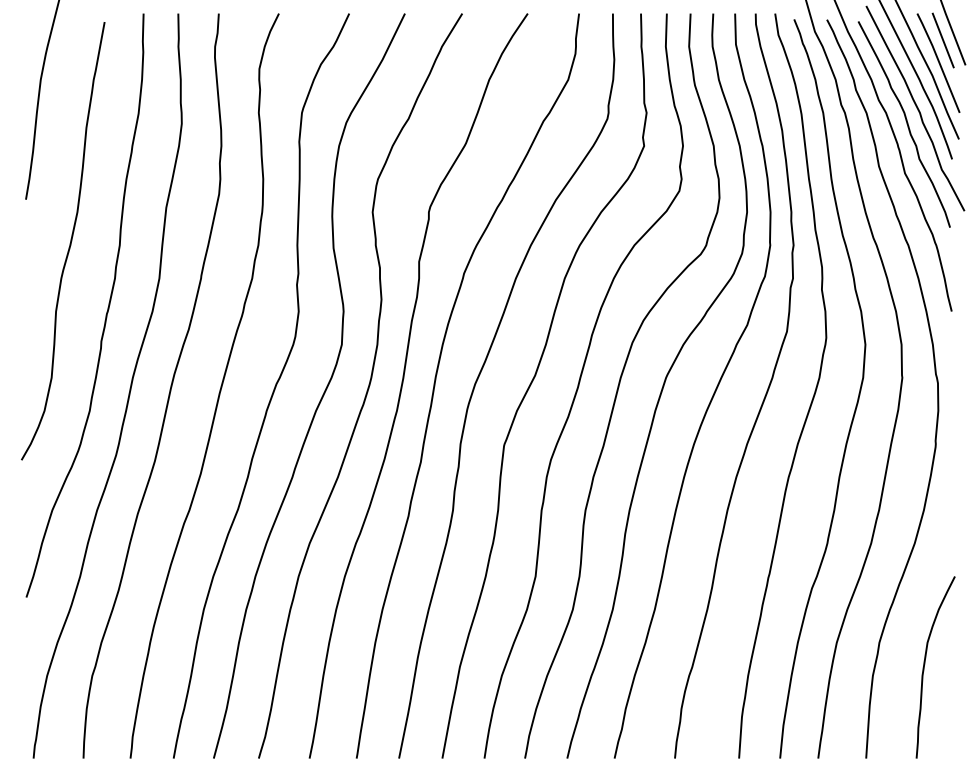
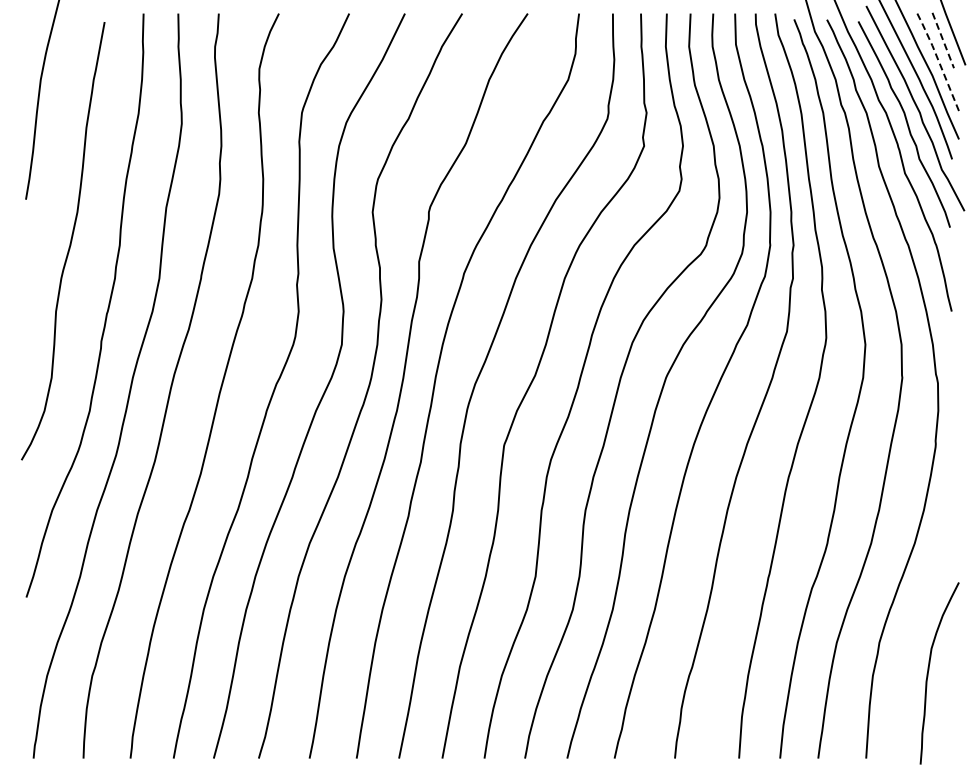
line: solid -> dashed (943, 40)
line: solid -> dashed (938, 61)
curve position: (925, 664) -> (929, 670) (929, 670)
